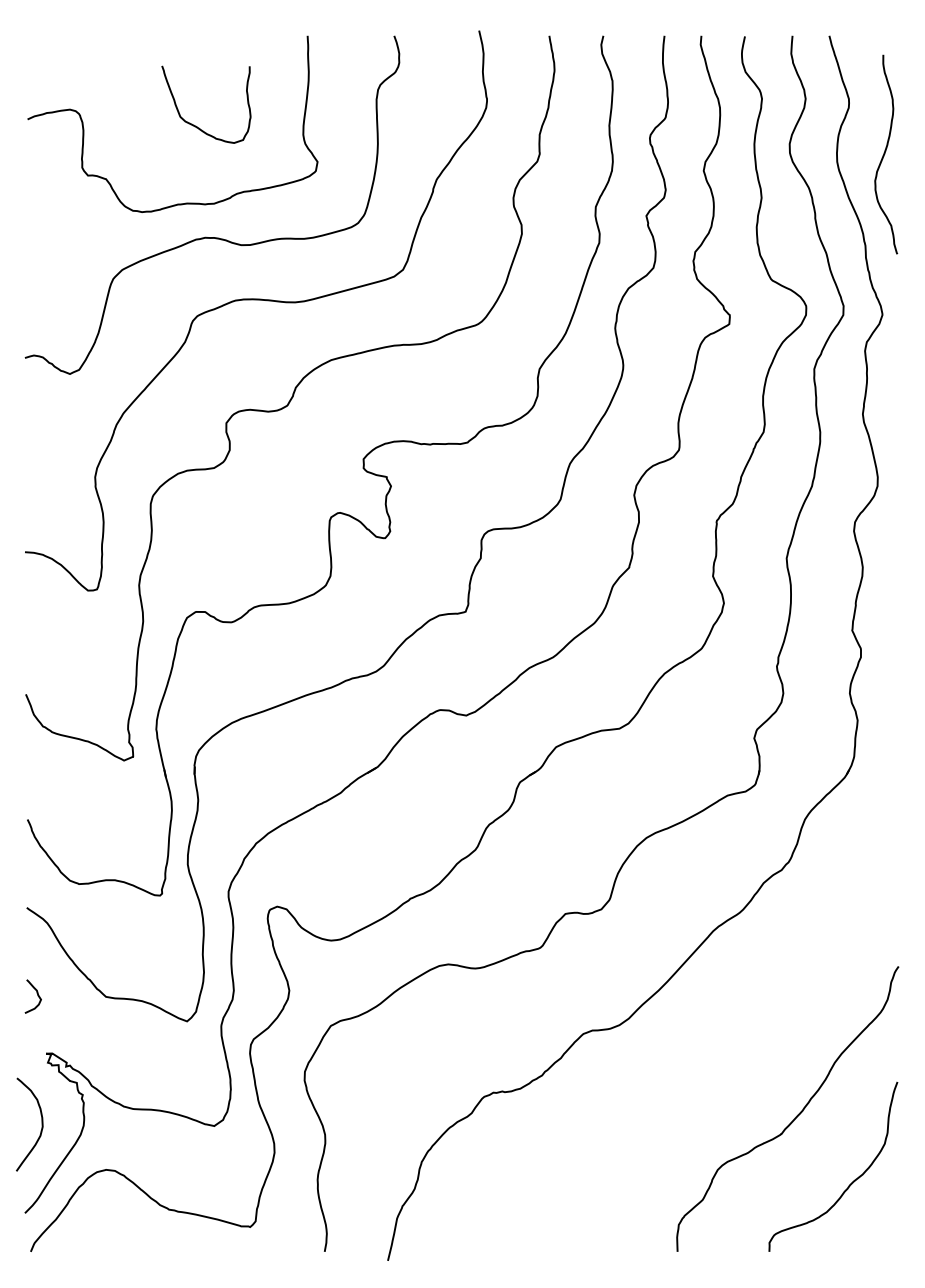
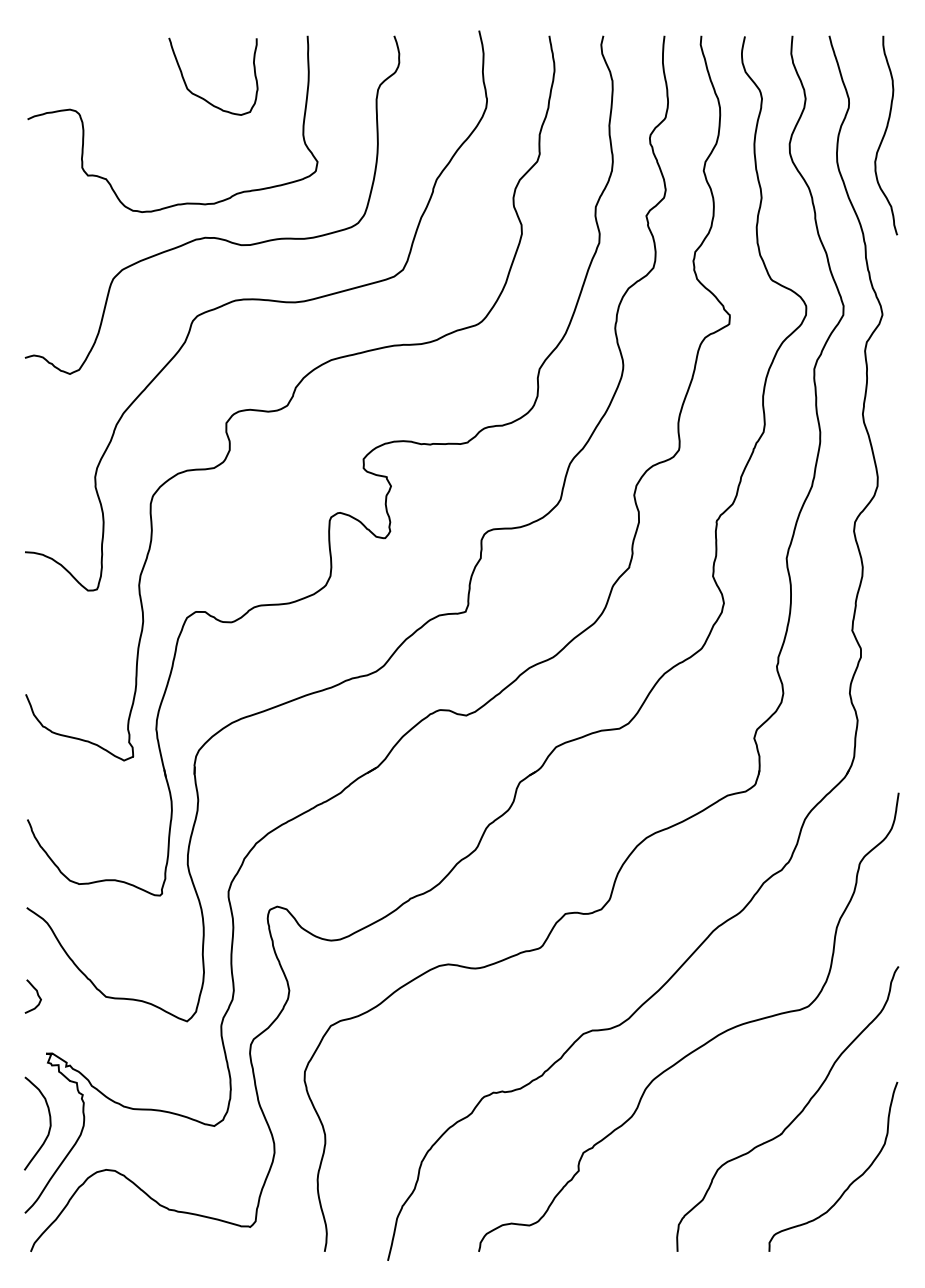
curve position: (192, 123) -> (199, 95) (199, 95)
curve position: (885, 154) -> (885, 135) (885, 135)
curve: none -> present (702, 1044)
curve position: (41, 1124) -> (49, 1123) (49, 1123)
